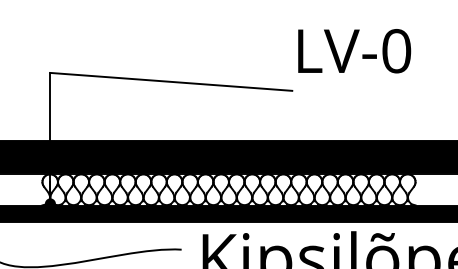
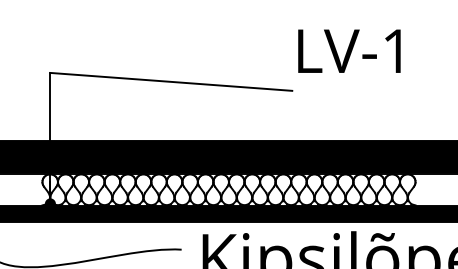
text: LV-0 -> LV-1 (396, 51)
